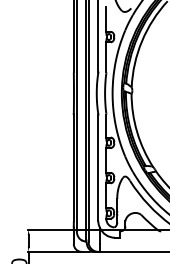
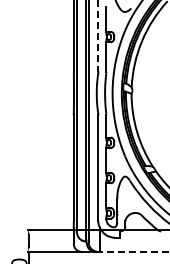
line: solid -> dashed (98, 36)
line: solid -> dashed (134, 251)
